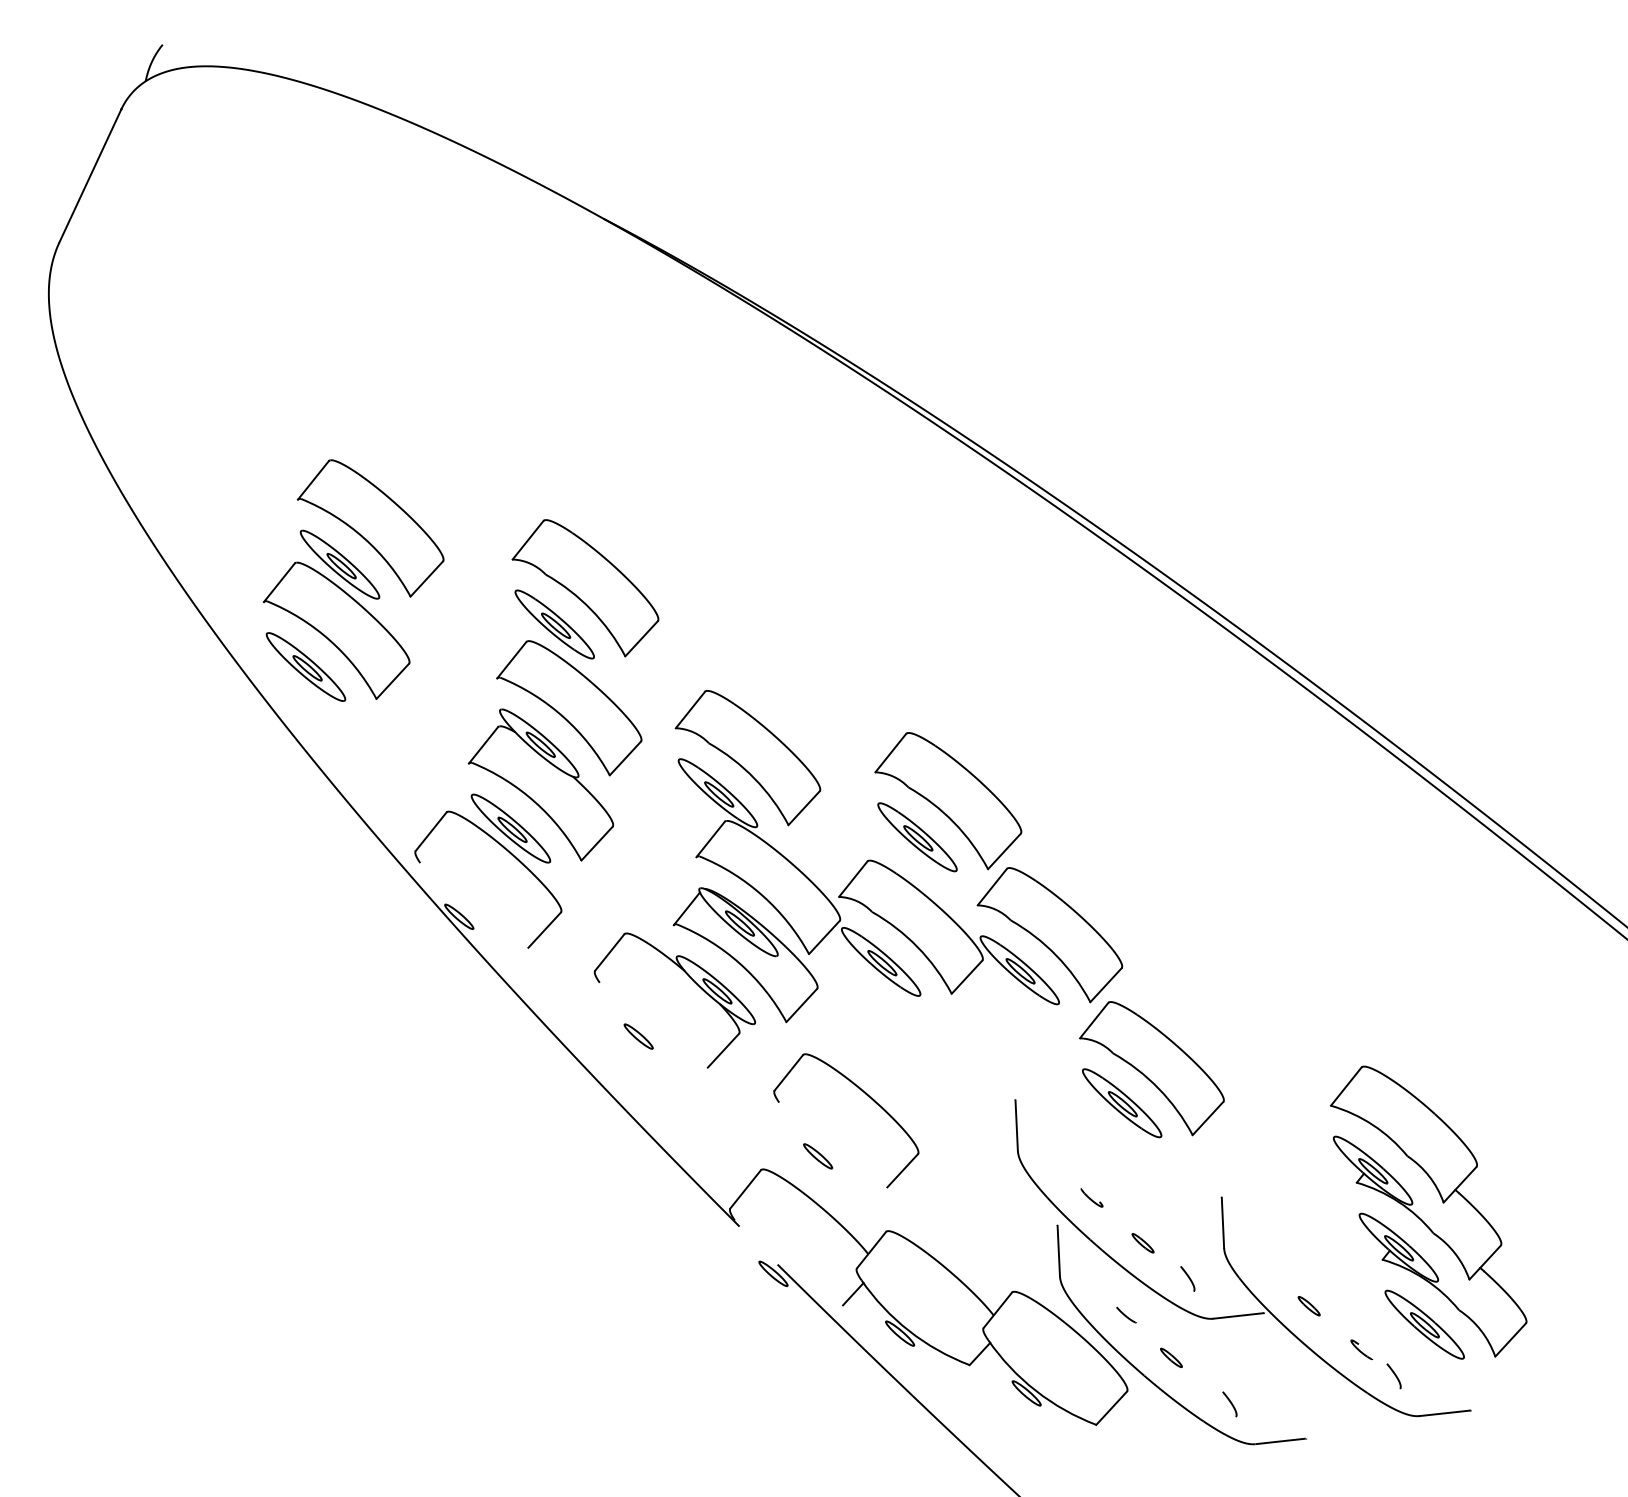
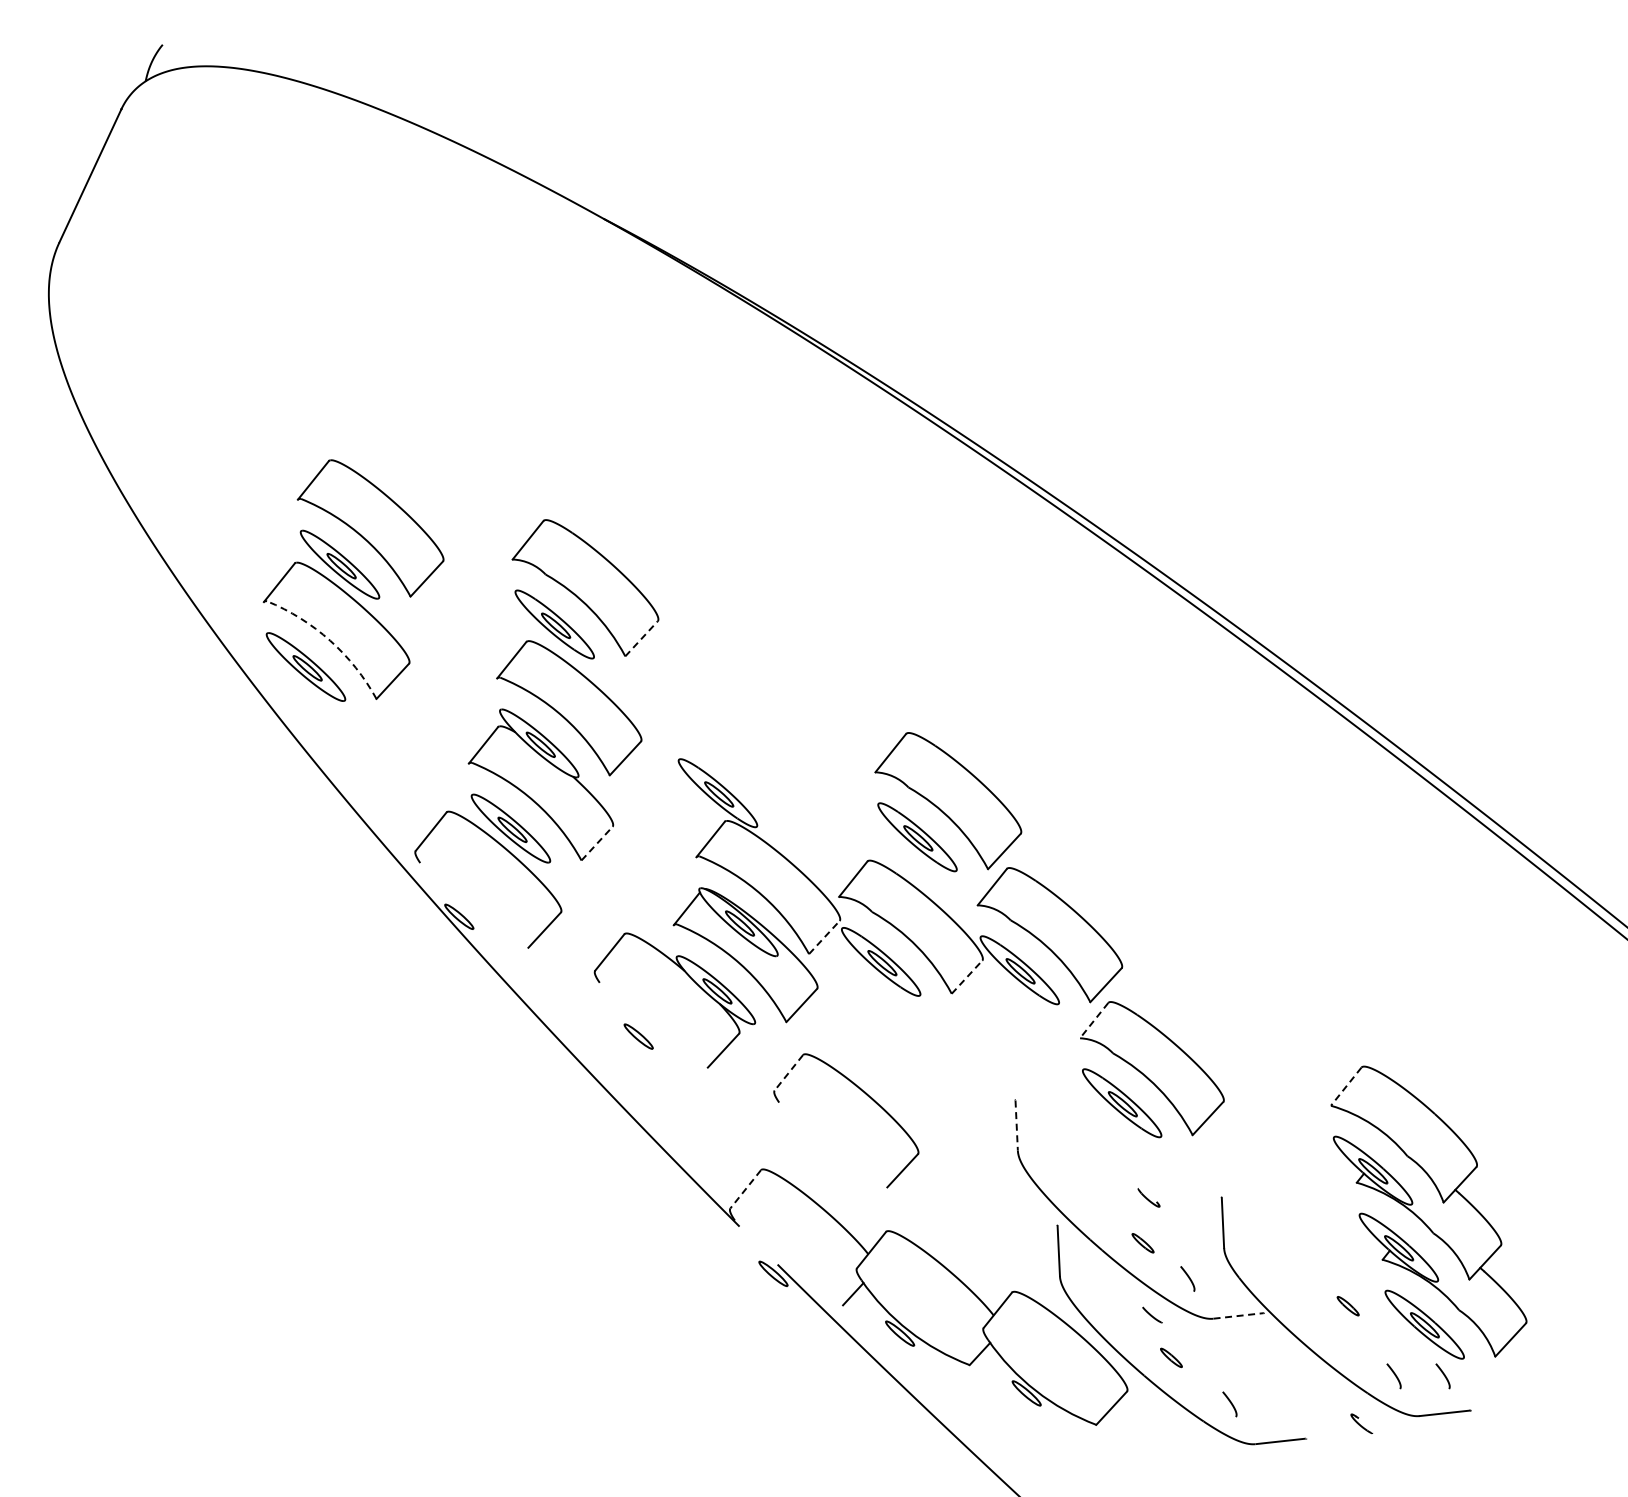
line: solid -> dashed (641, 638)
arc: solid -> dashed (330, 640)
part: present -> none (747, 758)
line: solid -> dashed (597, 843)
line: solid -> dashed (824, 937)
line: solid -> dashed (967, 977)
line: solid -> dashed (1094, 1020)
line: solid -> dashed (788, 1072)
line: solid -> dashed (1345, 1087)
line: solid -> dashed (1016, 1126)
part: present -> none (818, 1156)
line: solid -> dashed (745, 1189)
part position: (1091, 1197) -> (1148, 1197) (1148, 1197)
part position: (1308, 1306) -> (1347, 1306) (1347, 1306)
line position: (1125, 1314) -> (1151, 1314) (1151, 1314)
line: solid -> dashed (1239, 1315)
part position: (1361, 1349) -> (1361, 1423) (1361, 1423)
curve: none -> present (1443, 1375)
